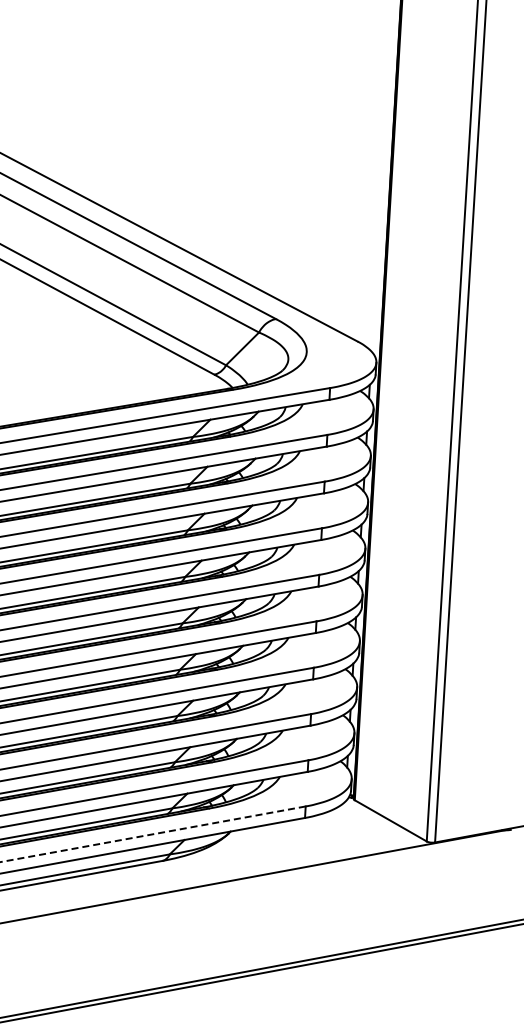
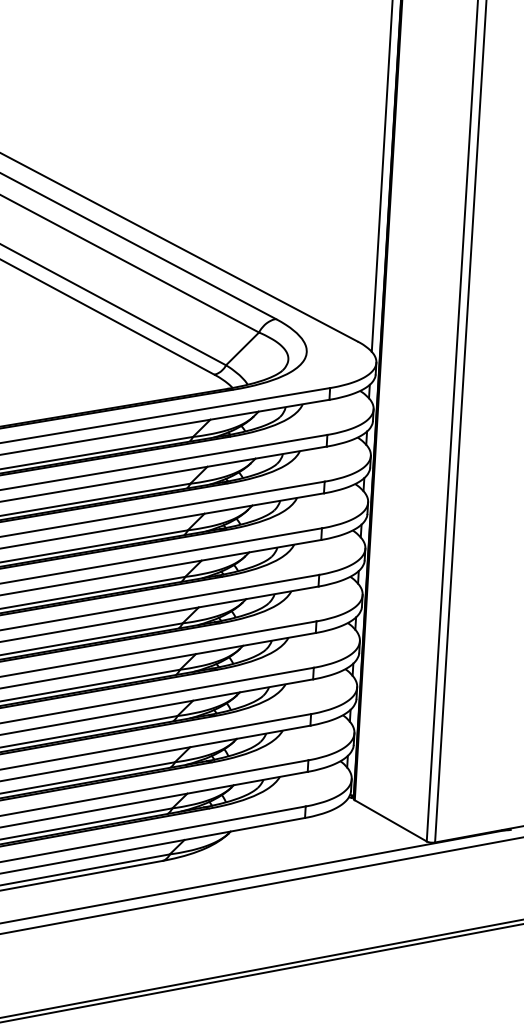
line: none -> present (381, 176)
line: dashed -> solid (153, 834)
line: none -> present (261, 885)
